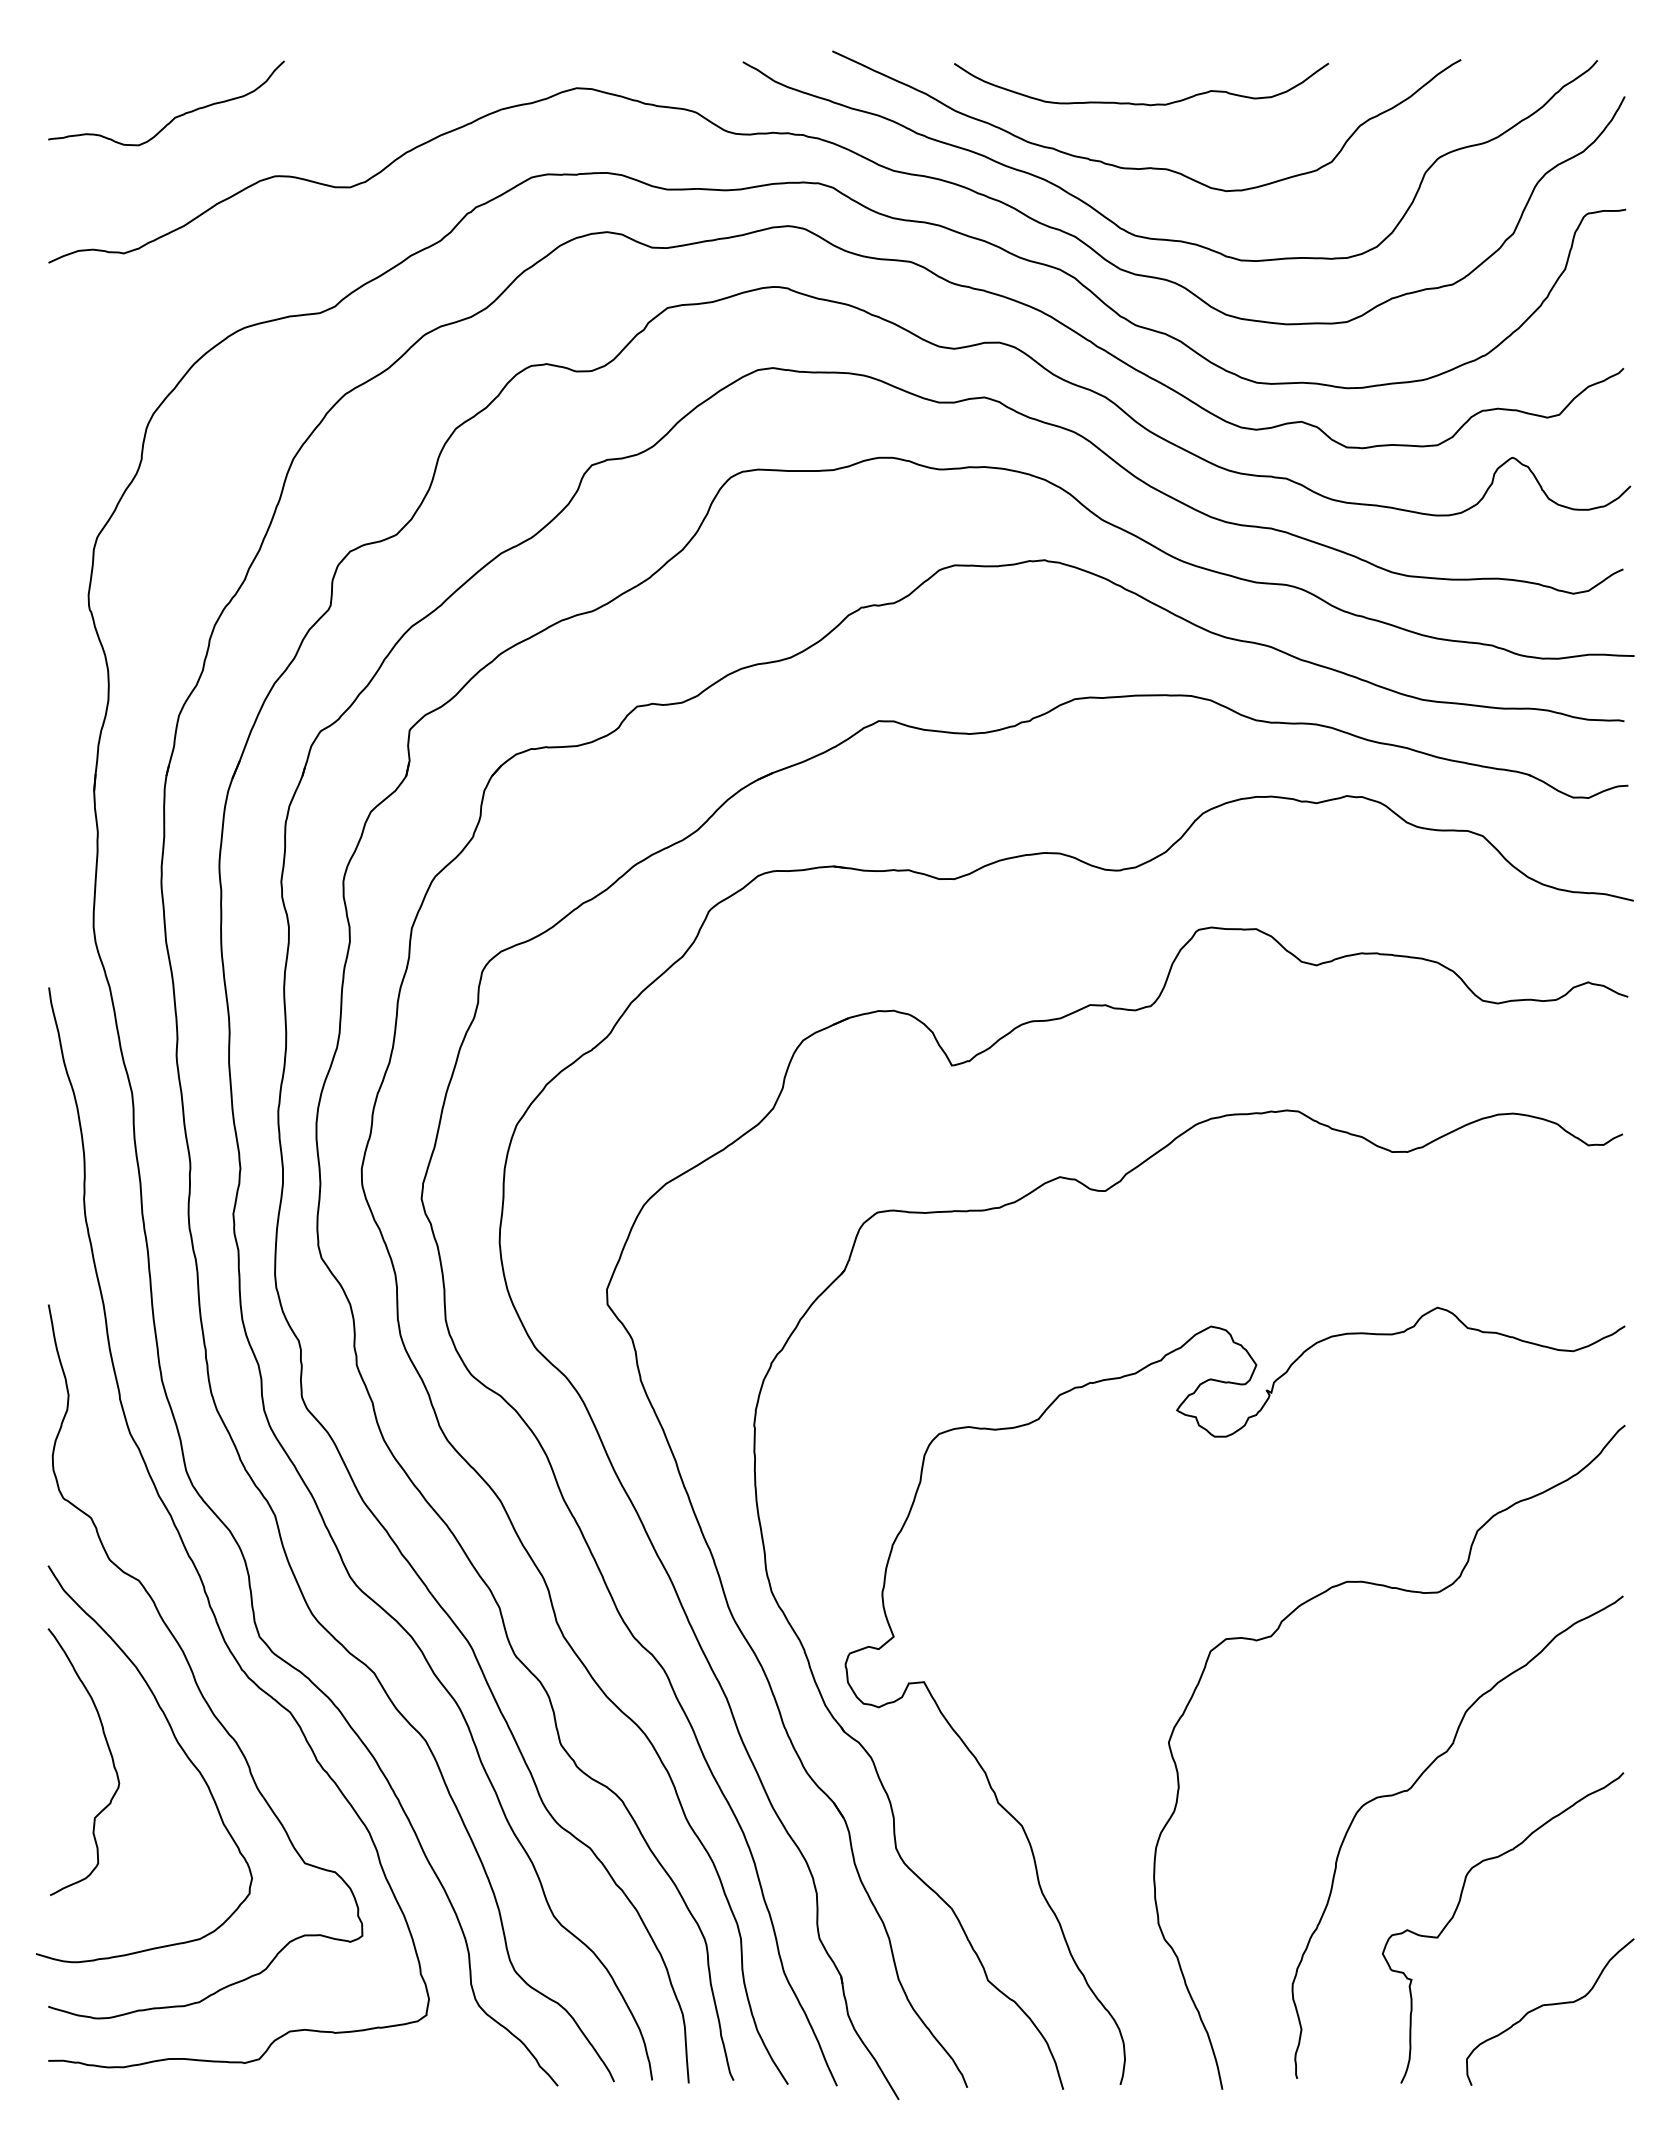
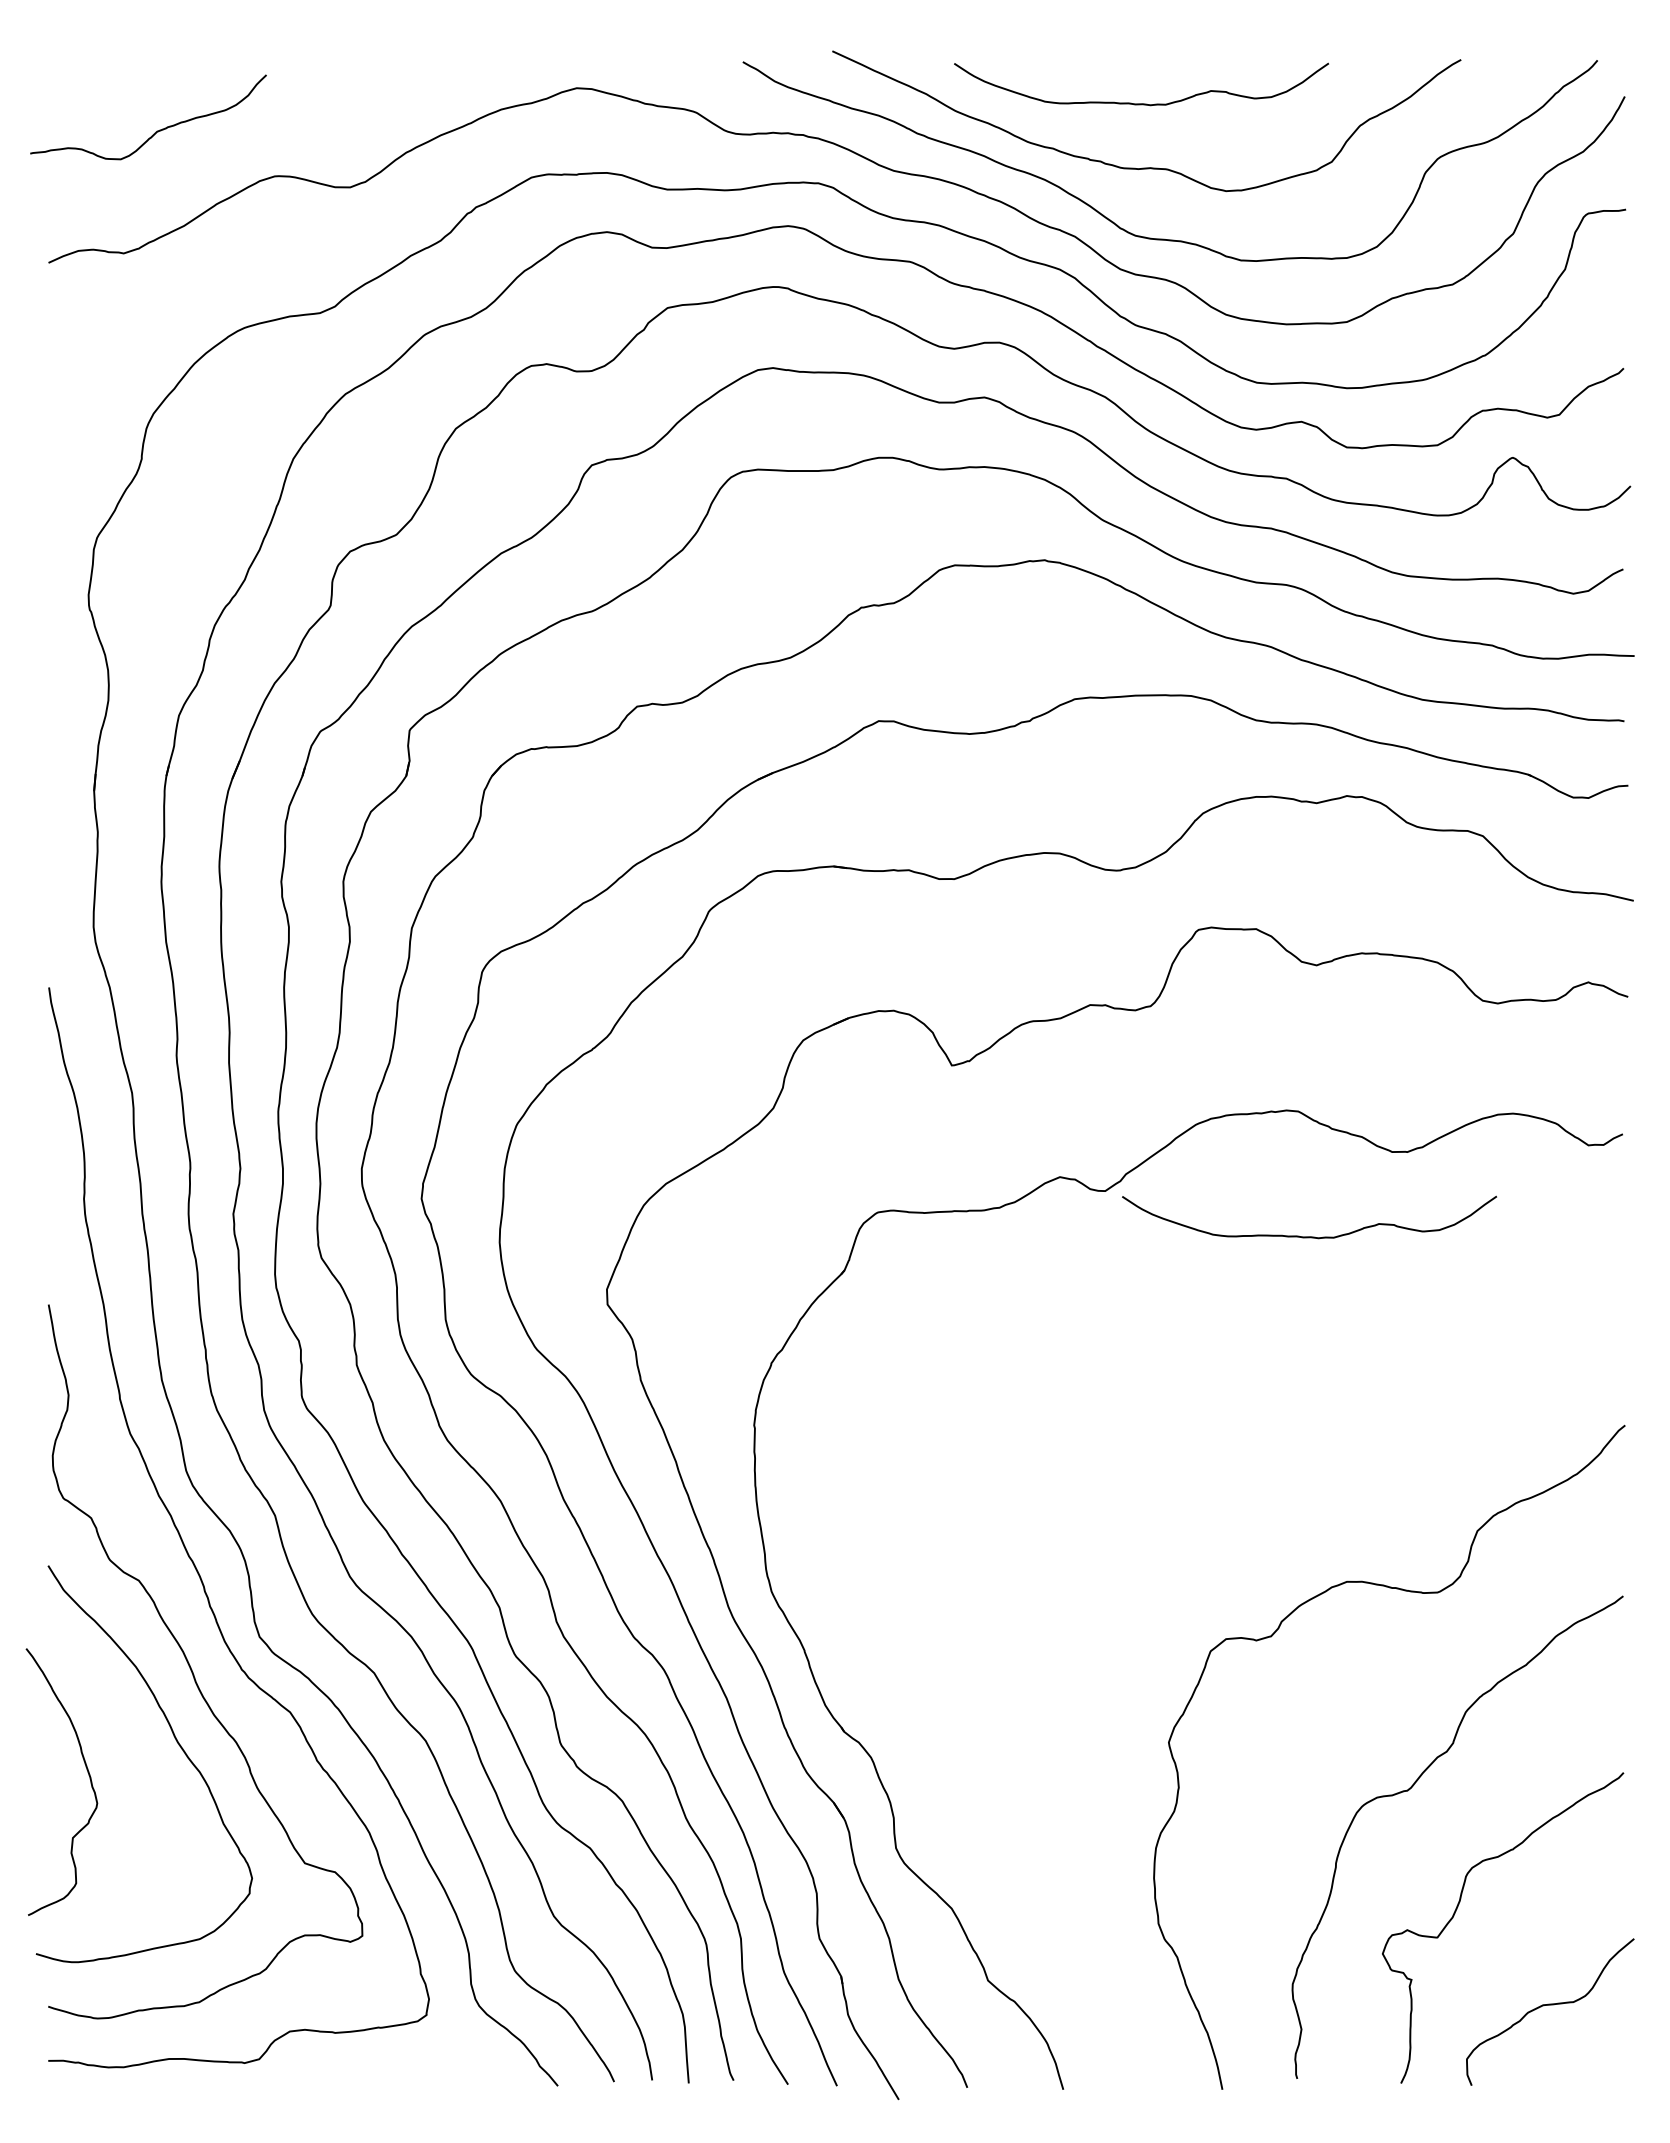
curve position: (173, 117) -> (155, 131) (155, 131)
curve: none -> present (1309, 1236)
curve position: (109, 1752) -> (87, 1772) (87, 1772)
curve: present -> none (1023, 1826)
